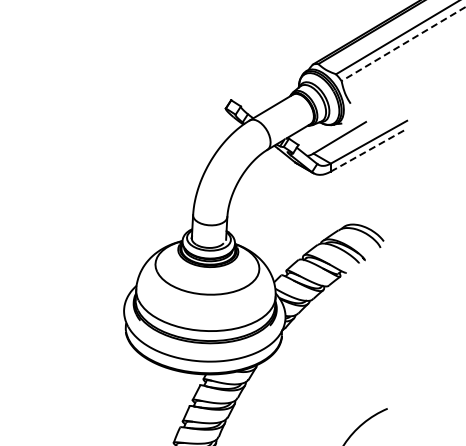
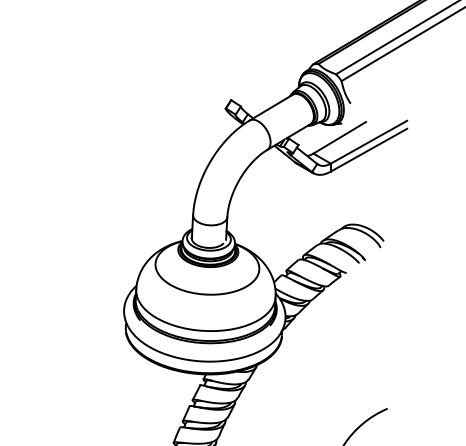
line: dashed -> solid (403, 44)
line: dashed -> solid (369, 150)
